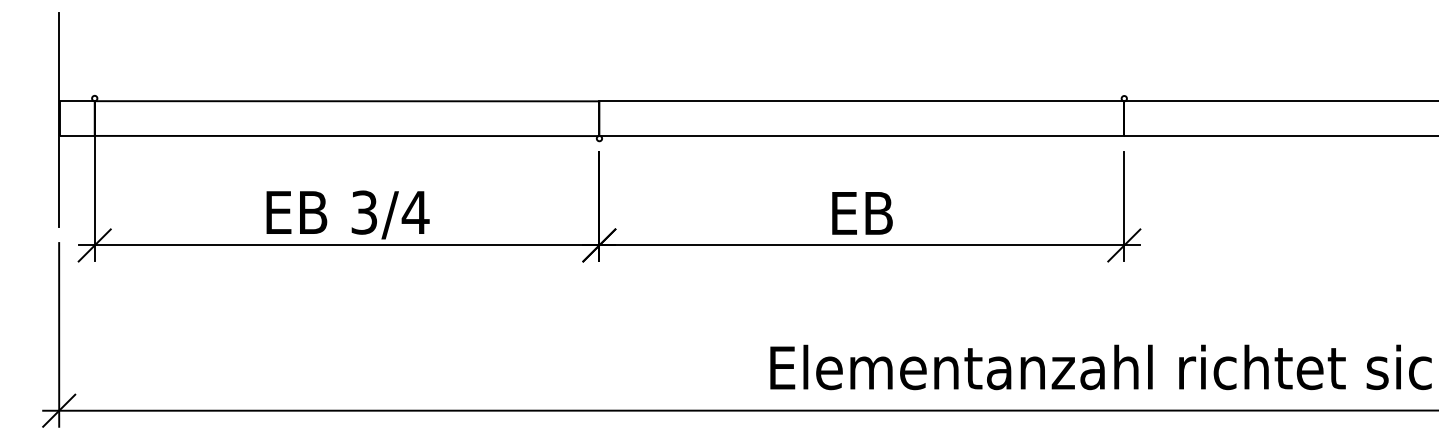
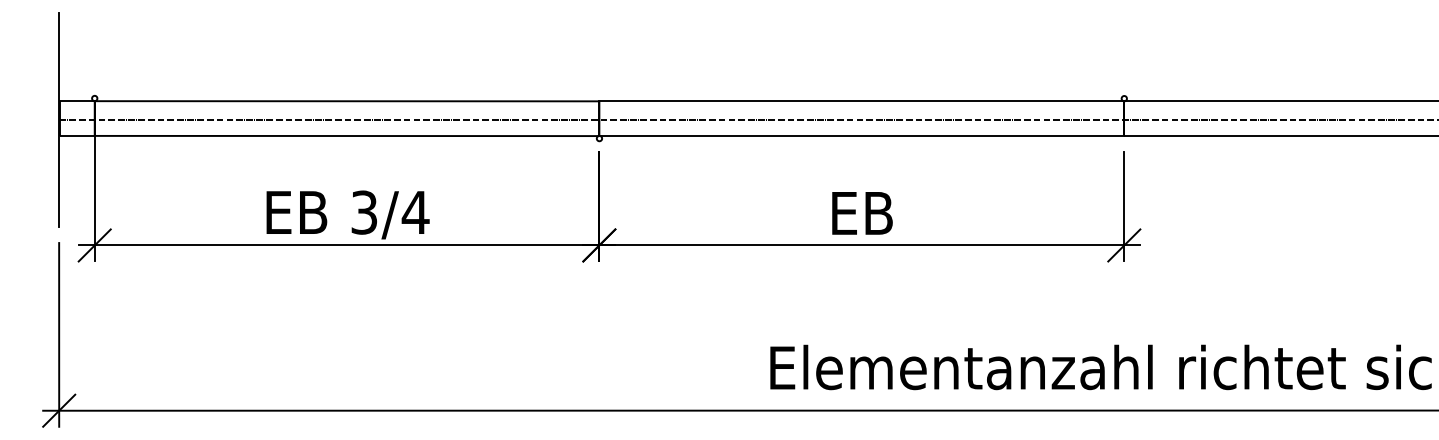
line: none -> present (747, 120)
